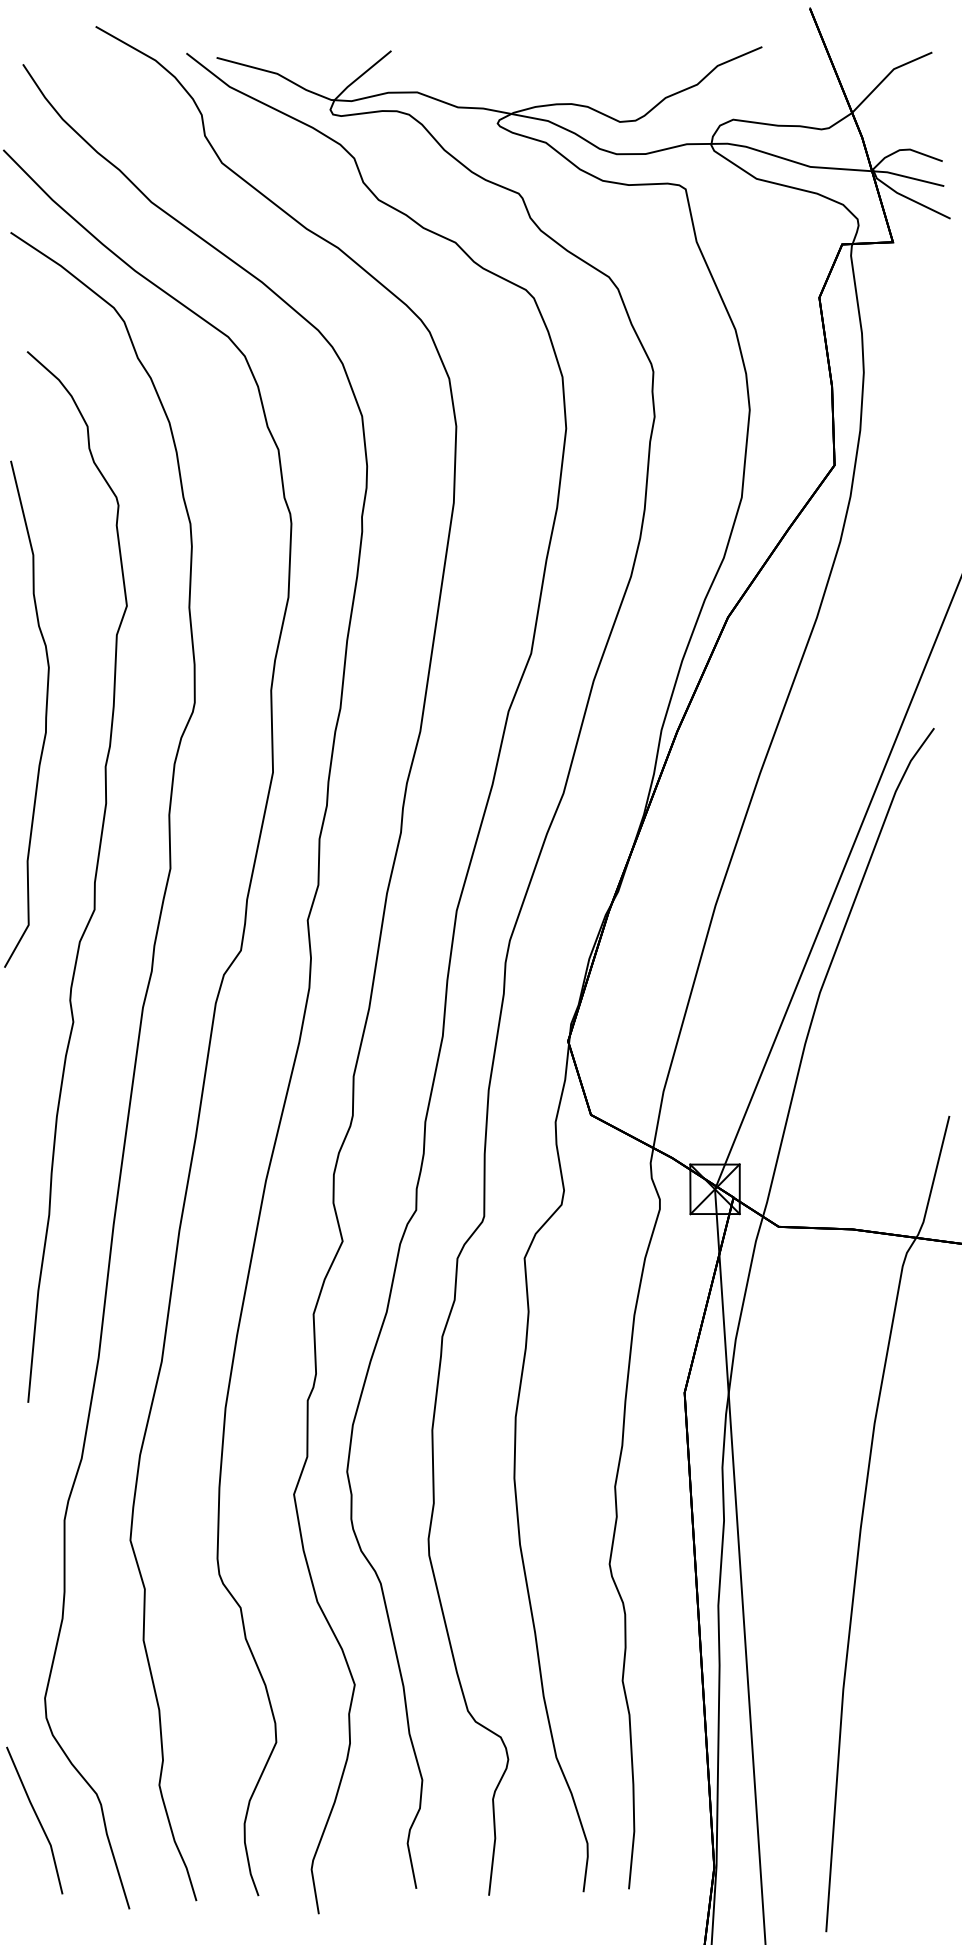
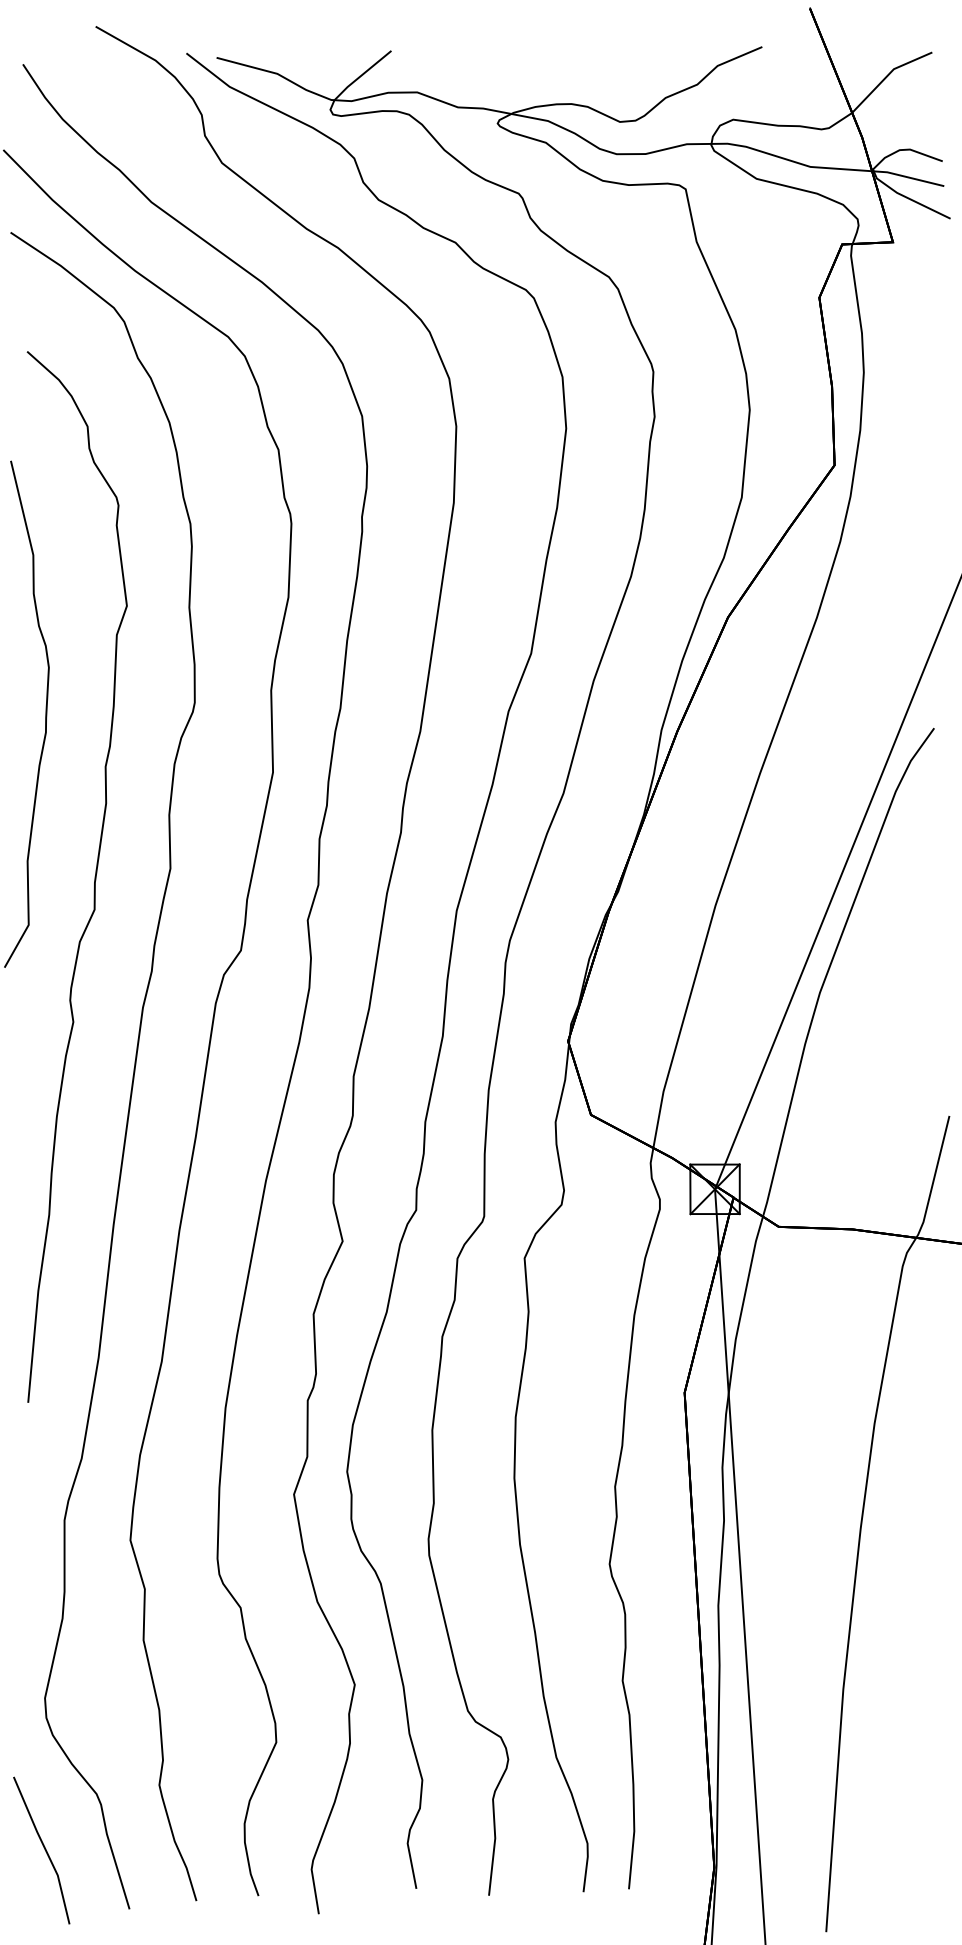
line position: (37, 1819) -> (44, 1849) (44, 1849)
